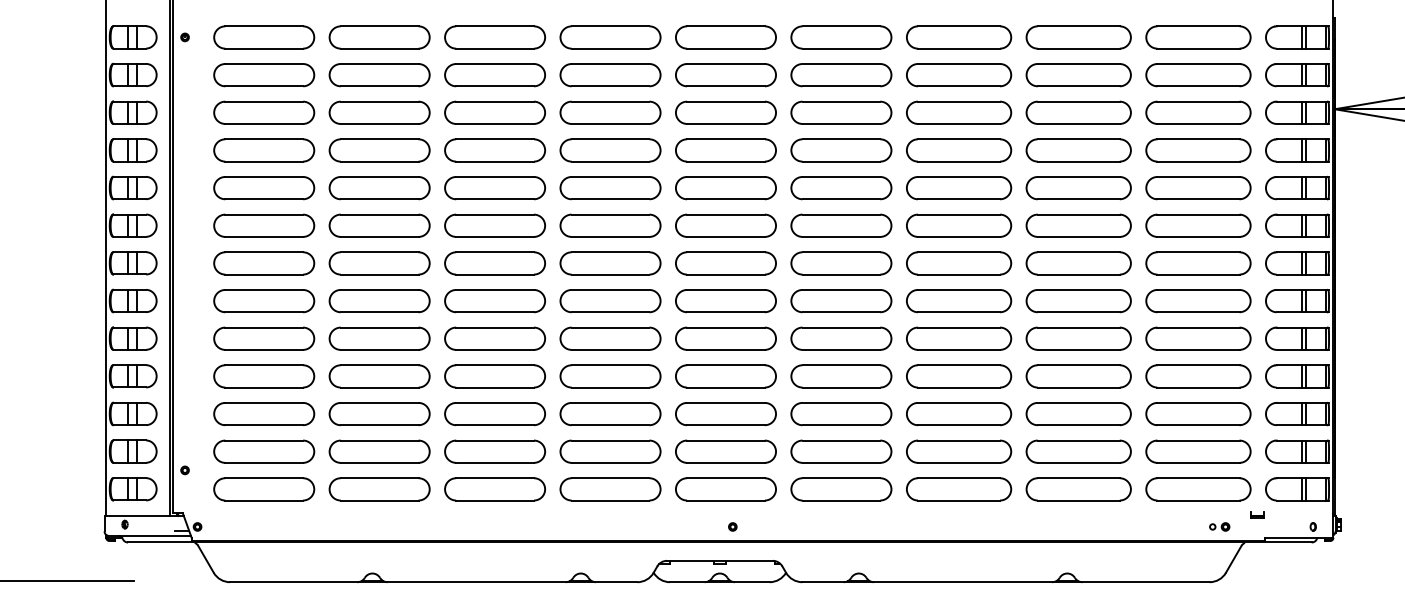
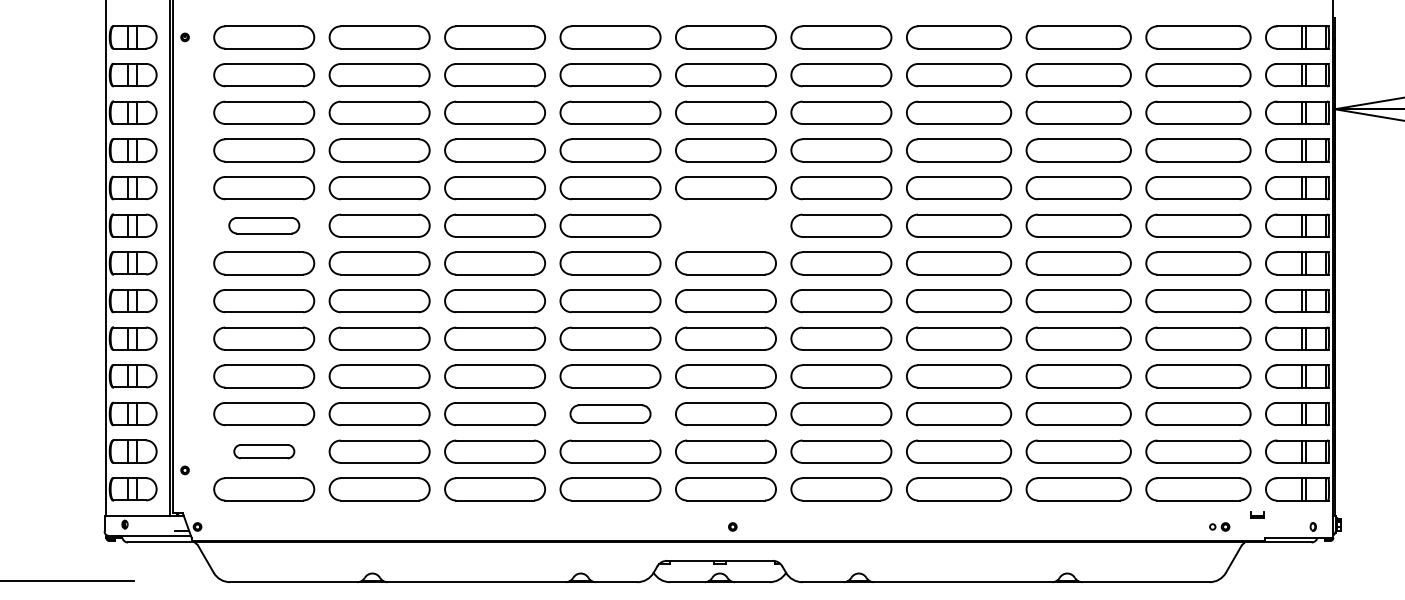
part size: 103x25 px -> 73x18 px (264, 225)
part: present -> none (725, 225)
part size: 103x25 px -> 83x20 px (610, 413)
part size: 103x25 px -> 63x16 px (264, 451)
